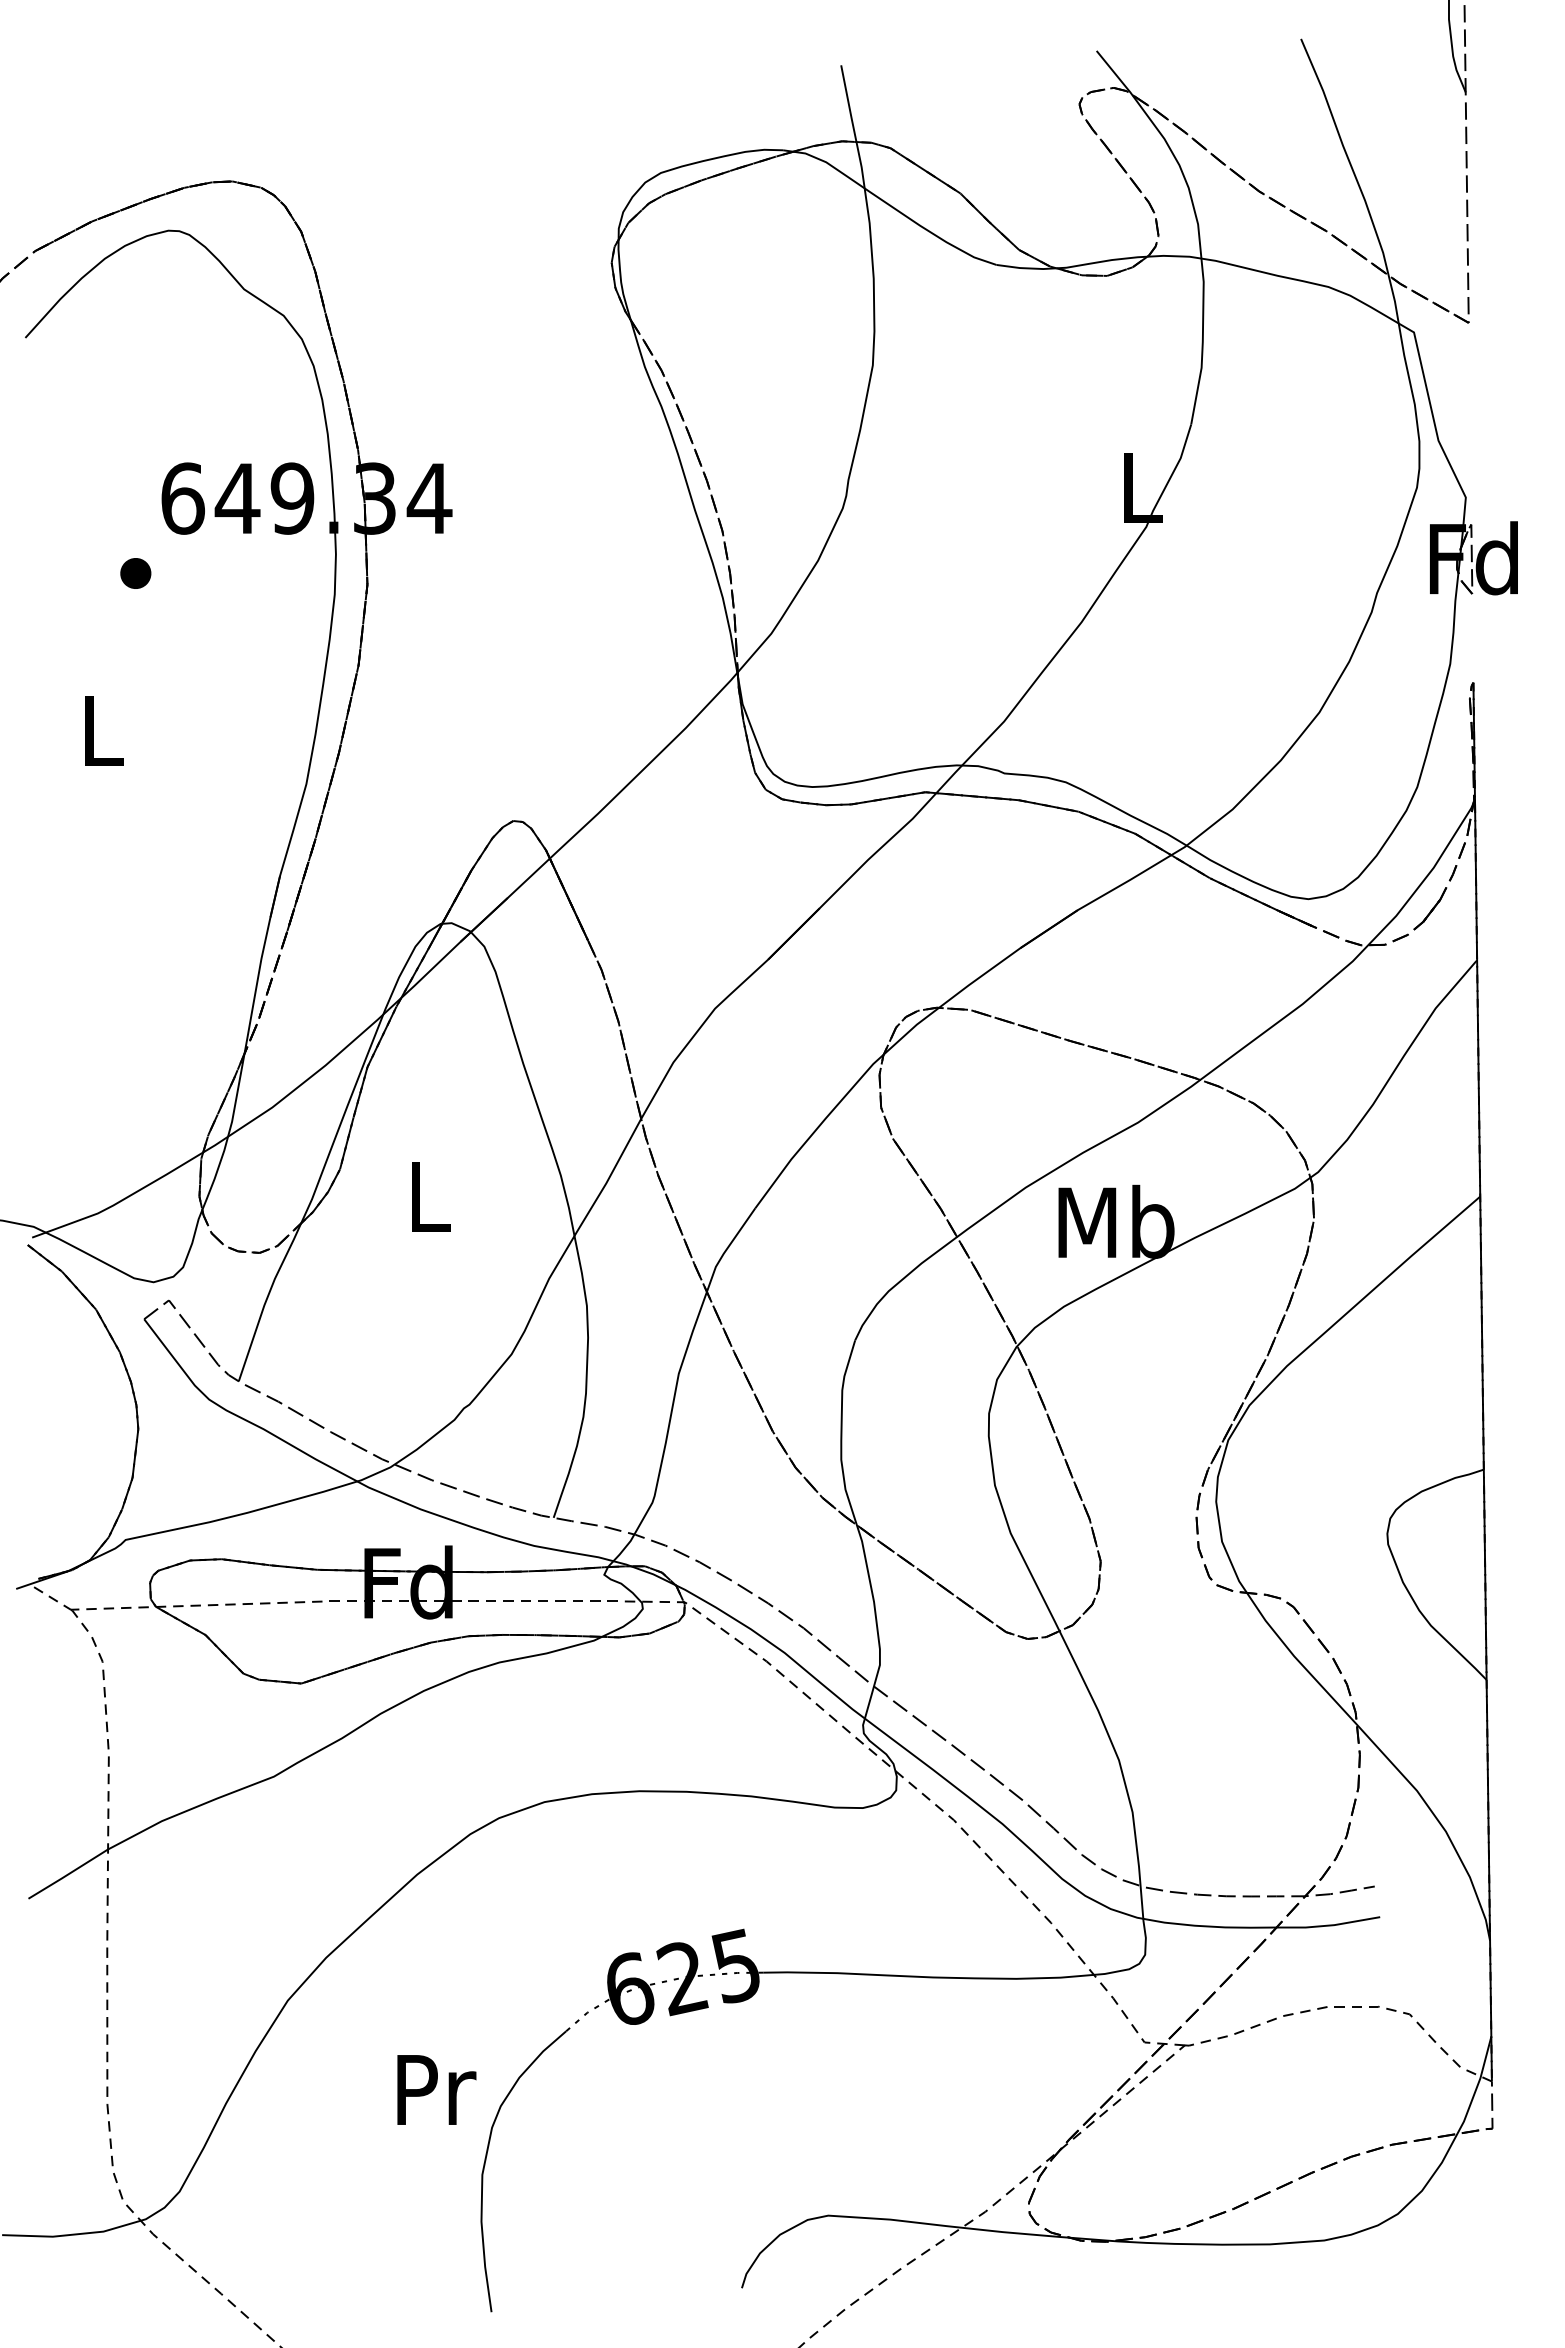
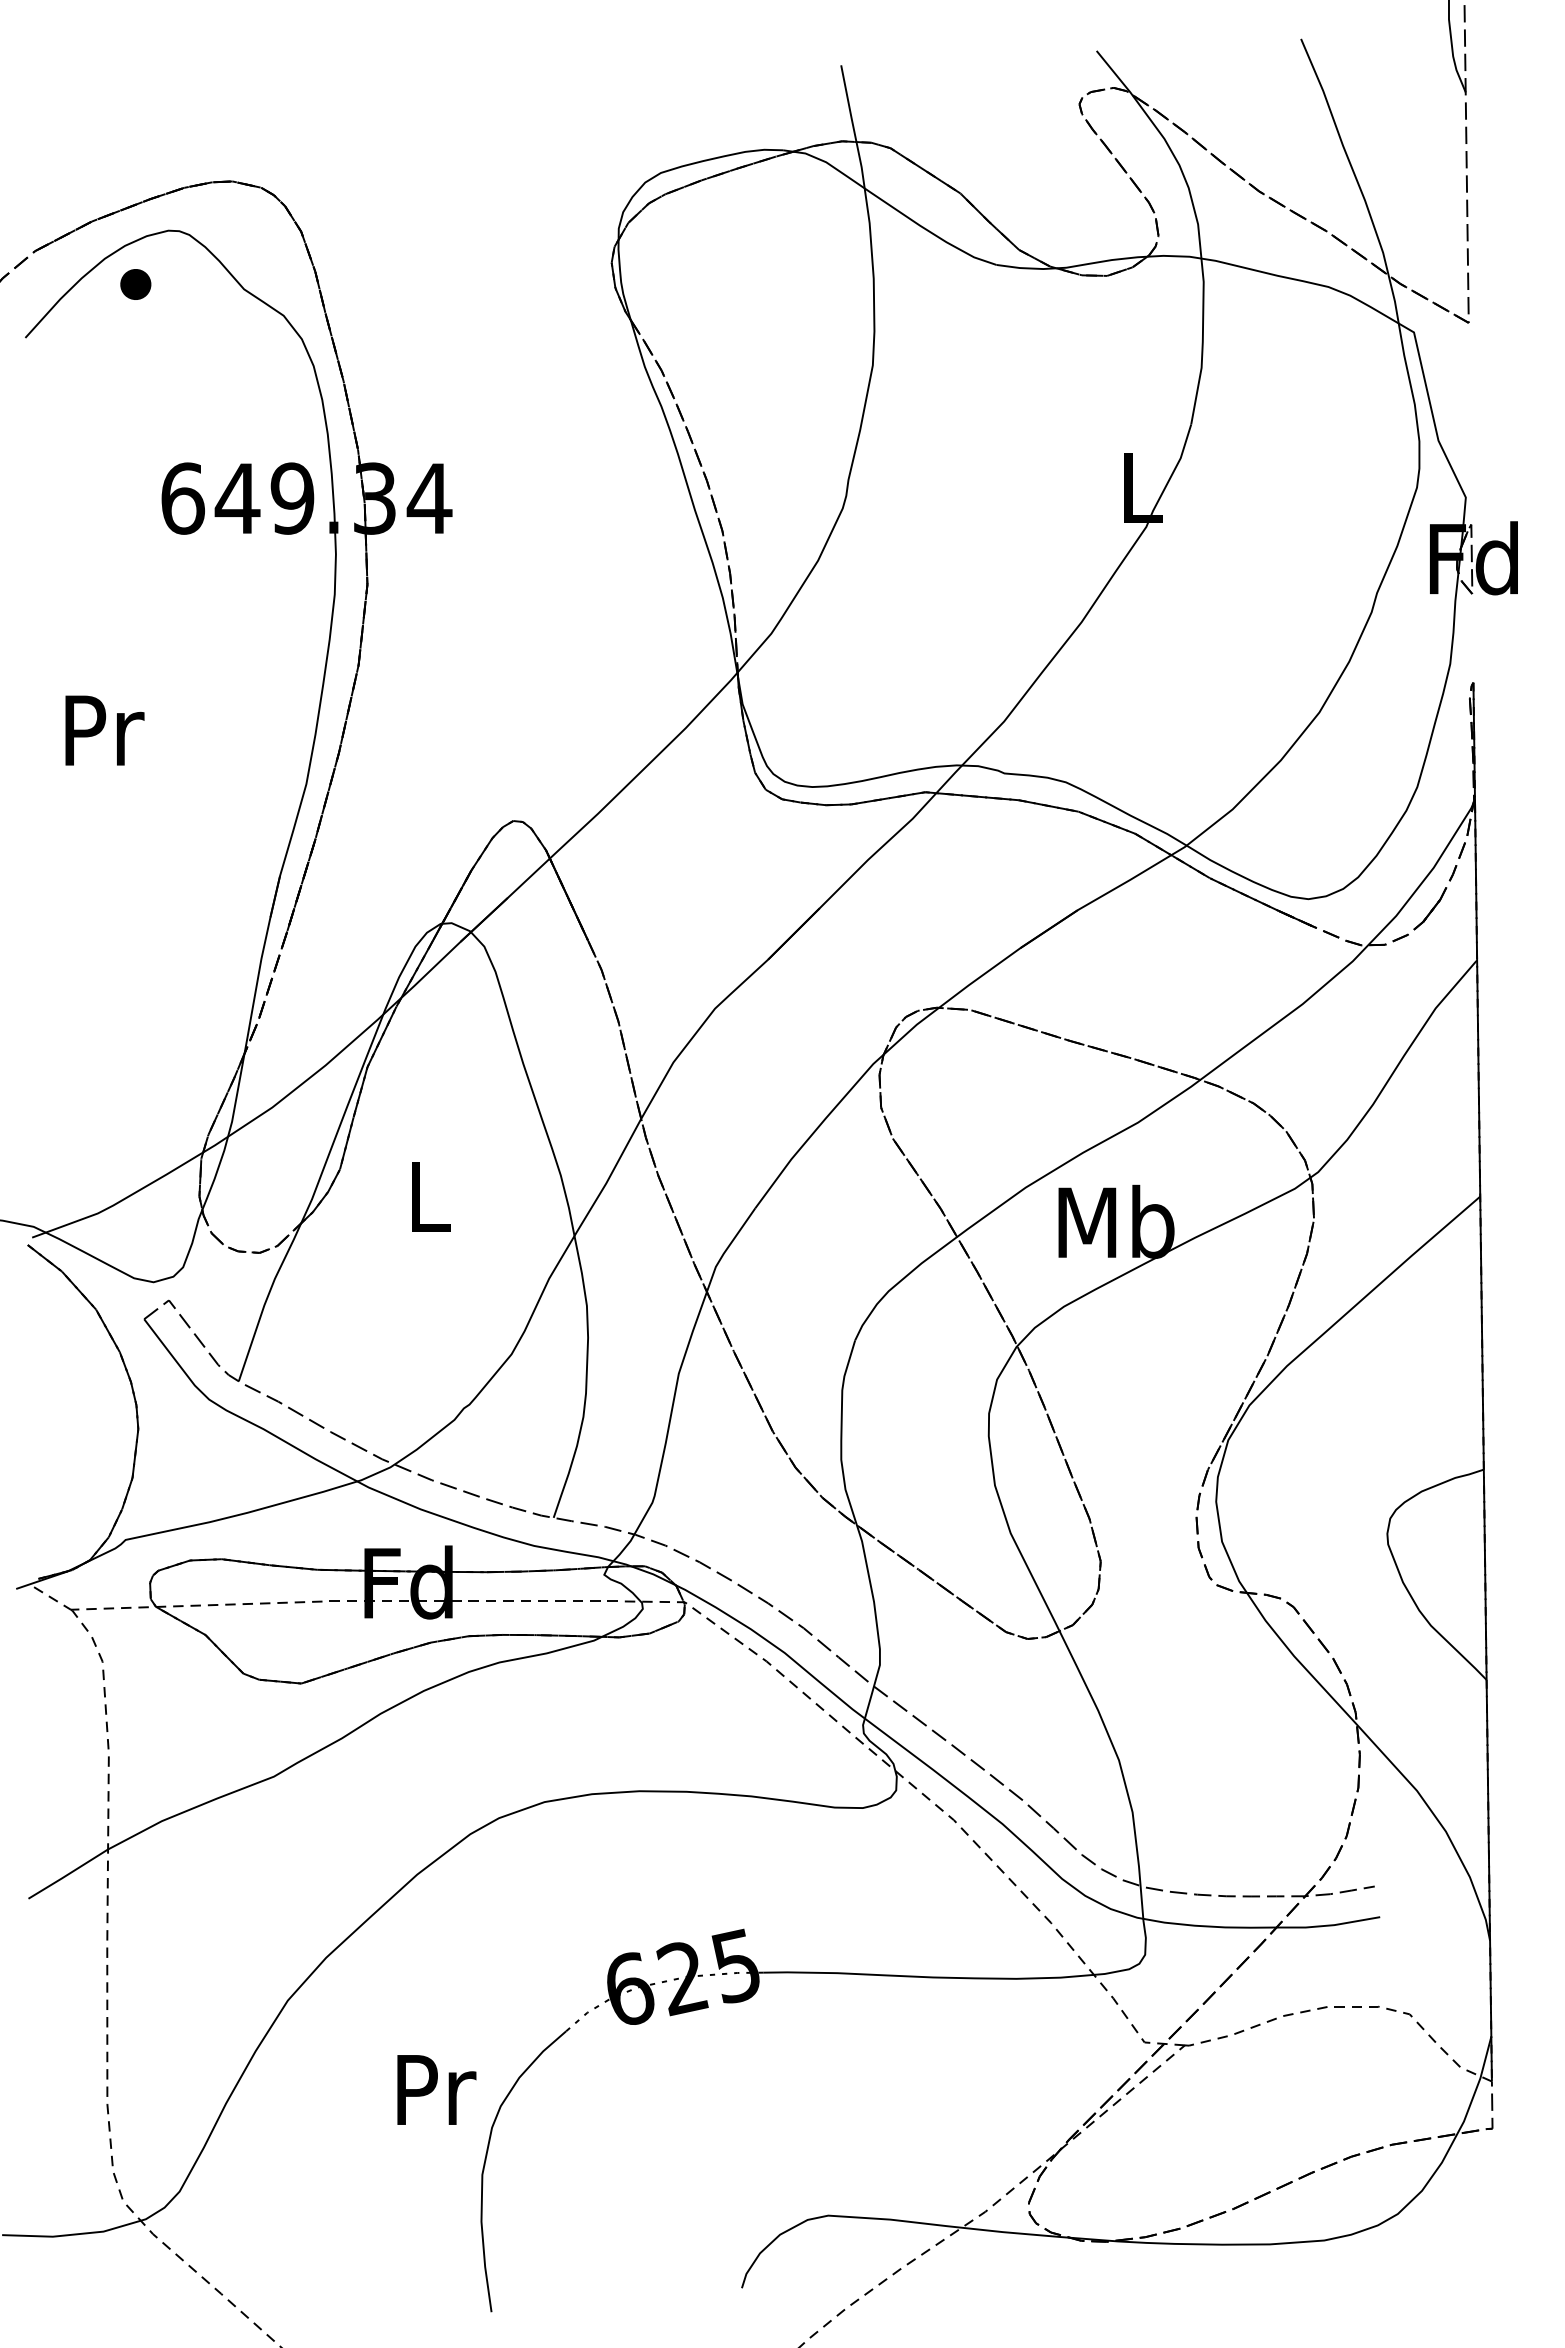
part position: (135, 573) -> (135, 284) (135, 284)
text: L -> Pr (104, 730)
